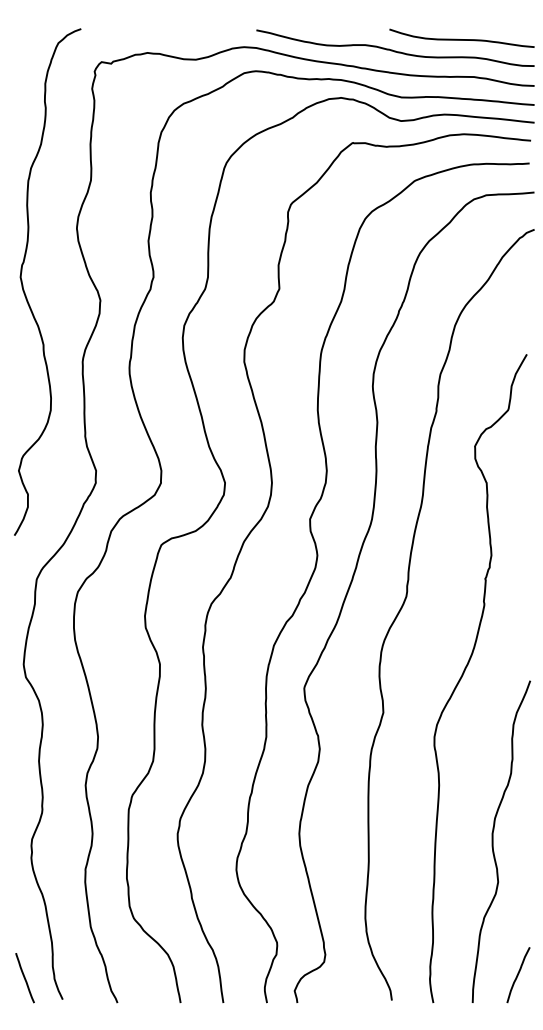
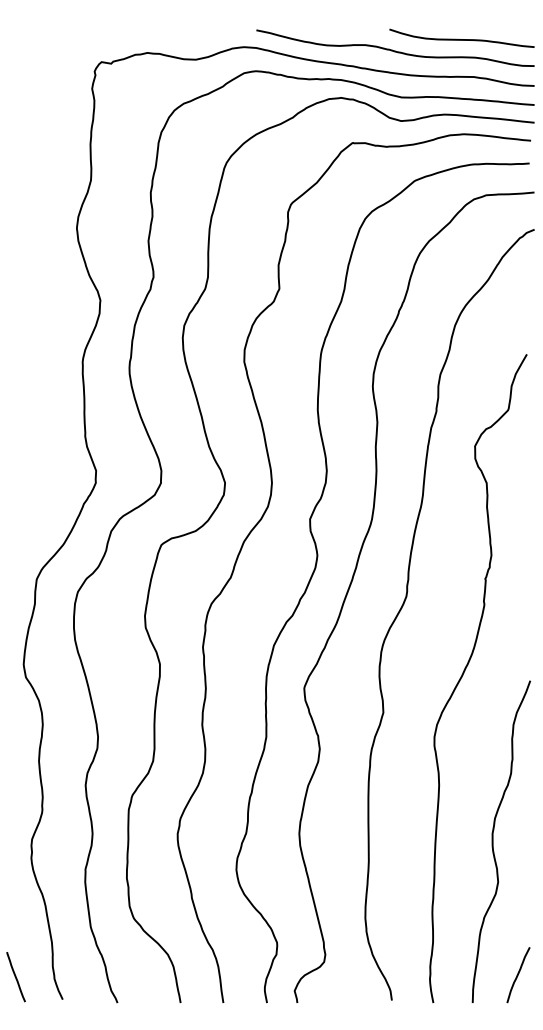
curve: present -> none (23, 284)
line position: (24, 978) -> (15, 977) (15, 977)
